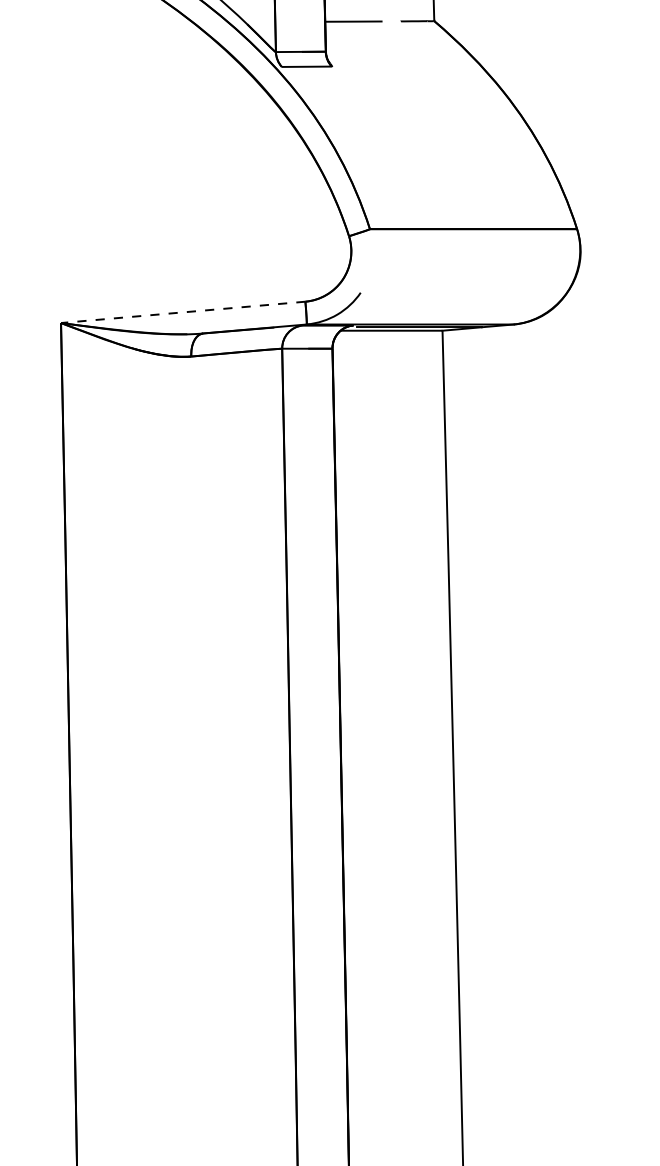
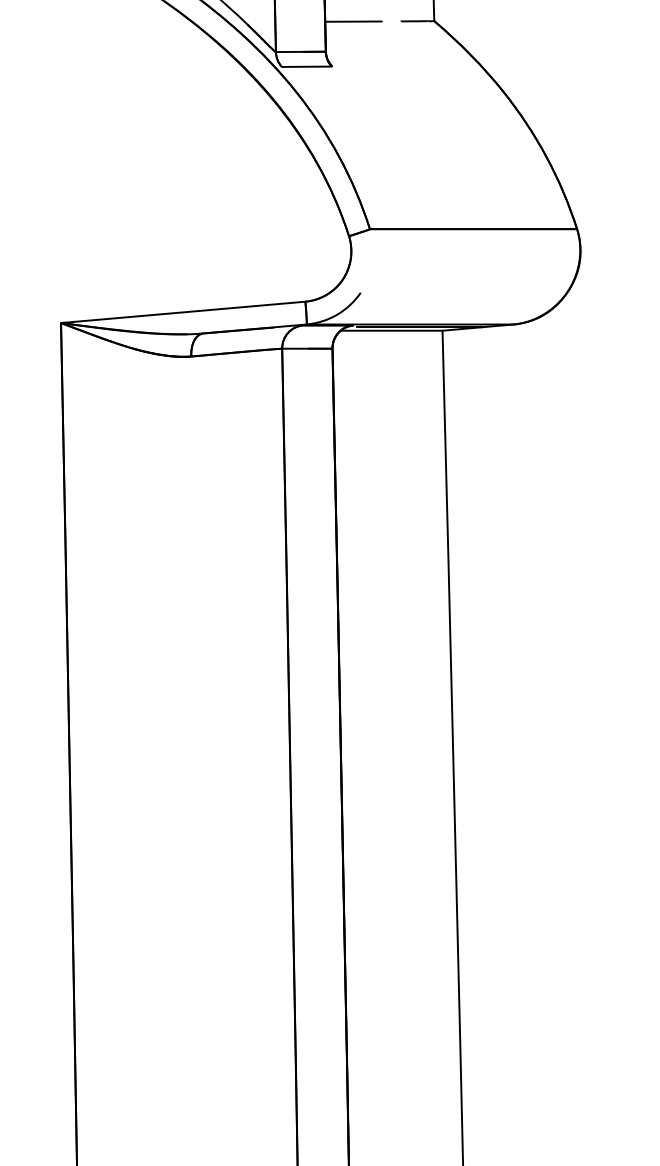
line: dashed -> solid (183, 312)
